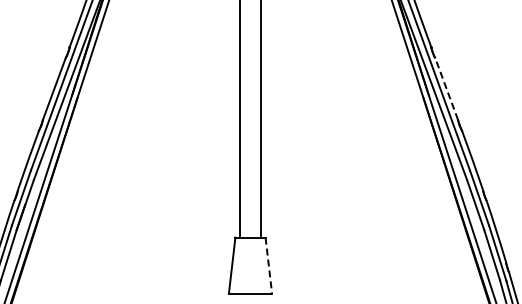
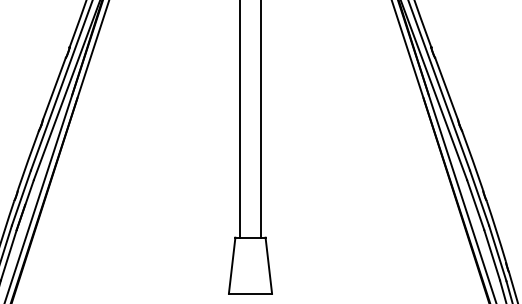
line: dashed -> solid (446, 89)
line: dashed -> solid (268, 266)
